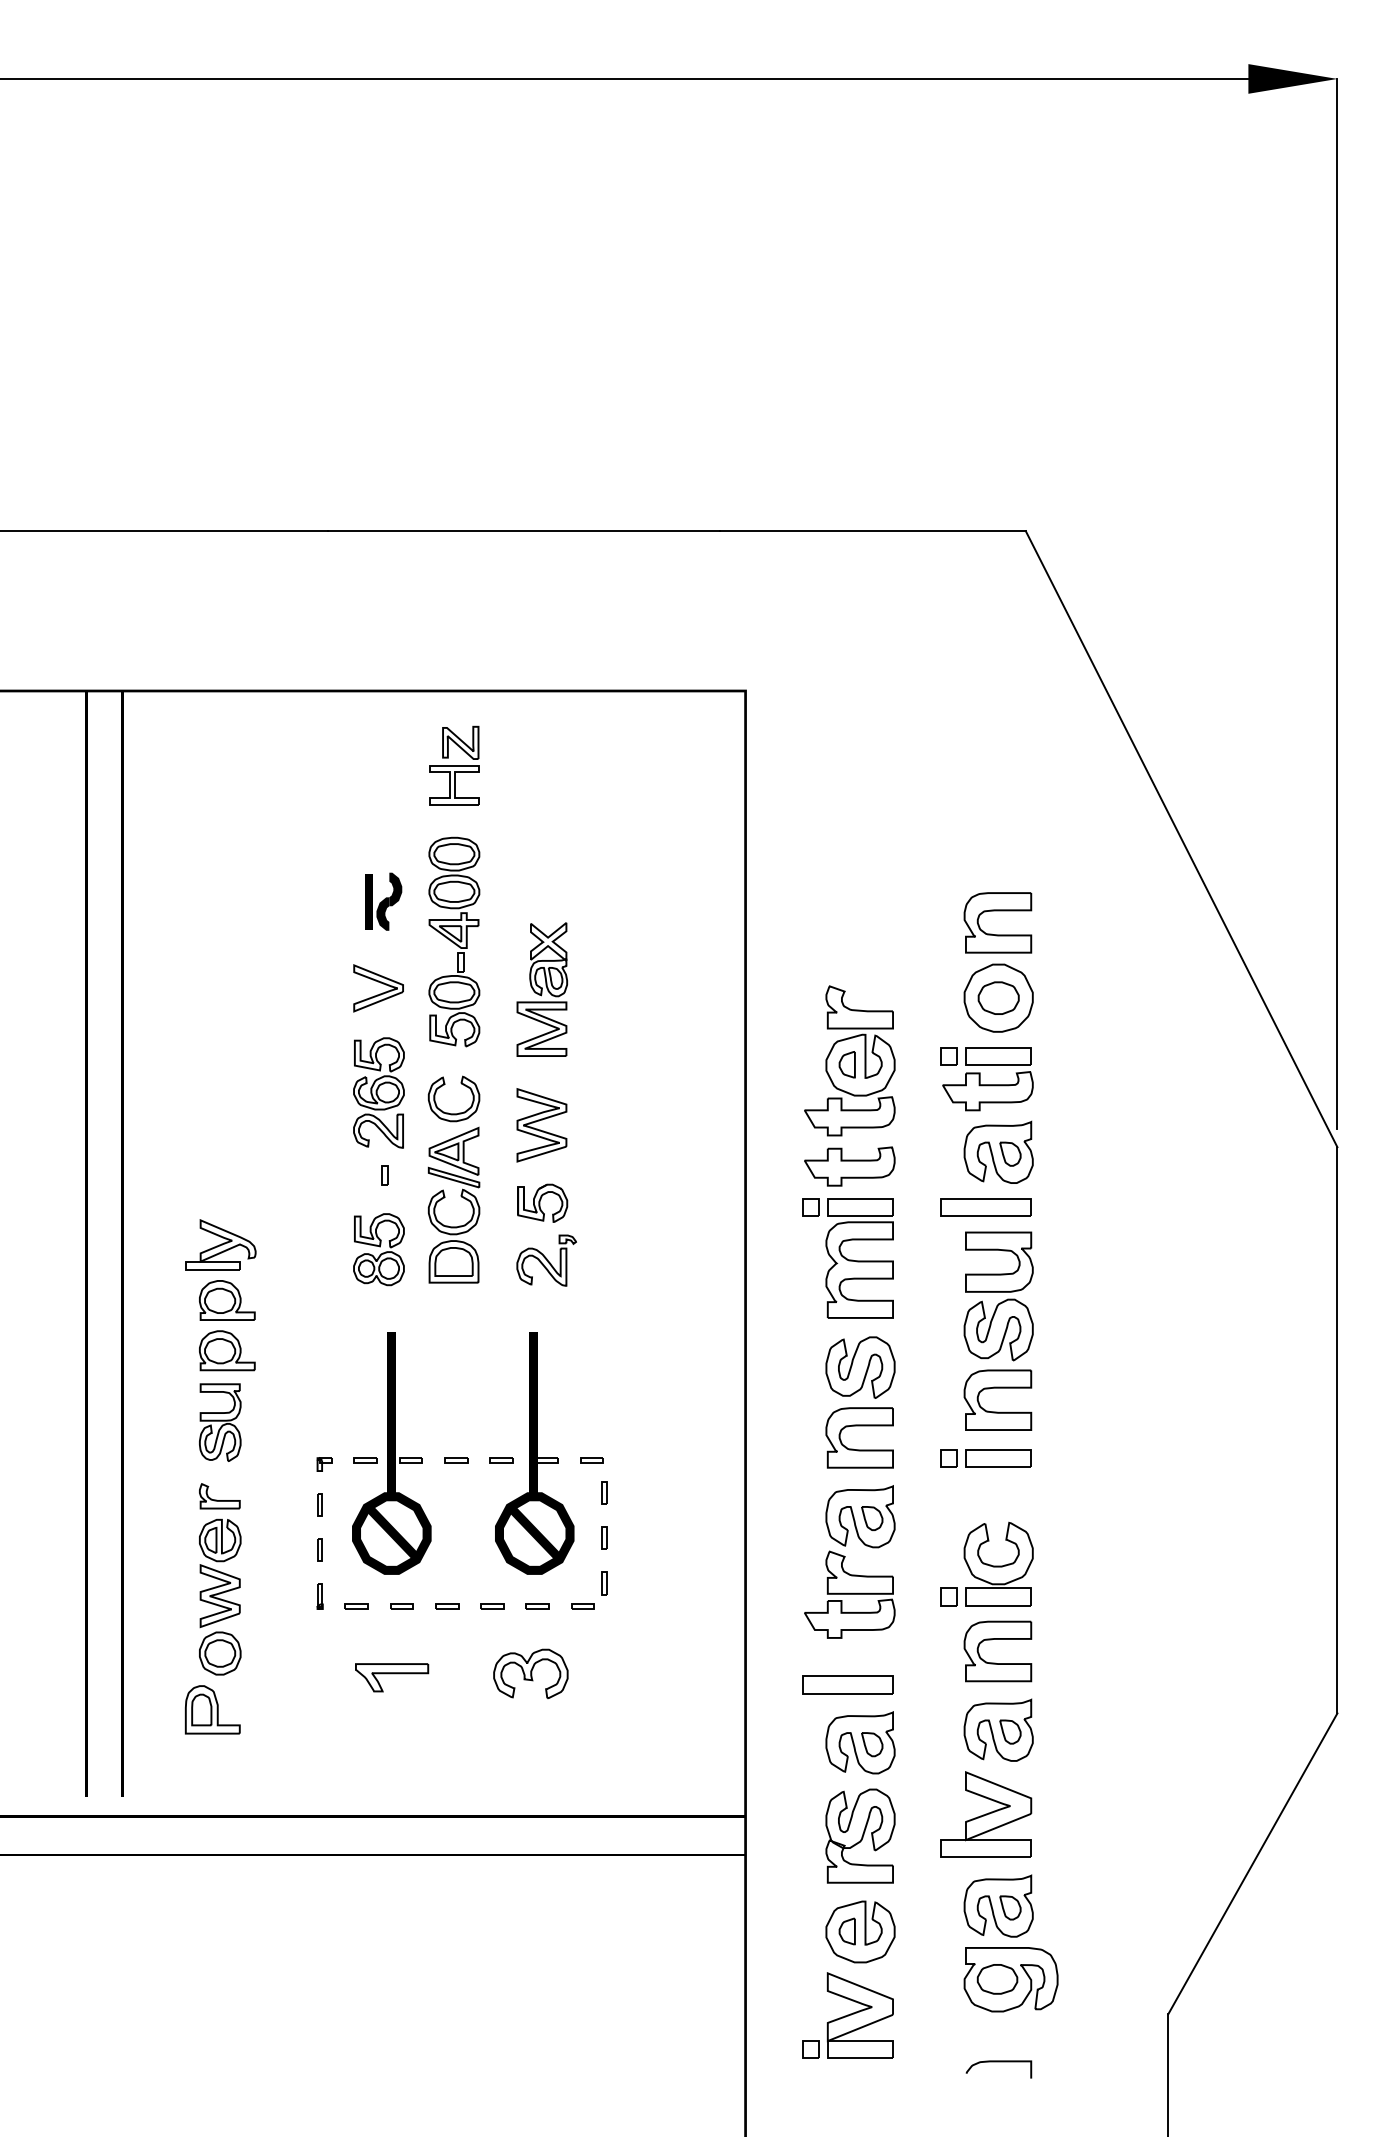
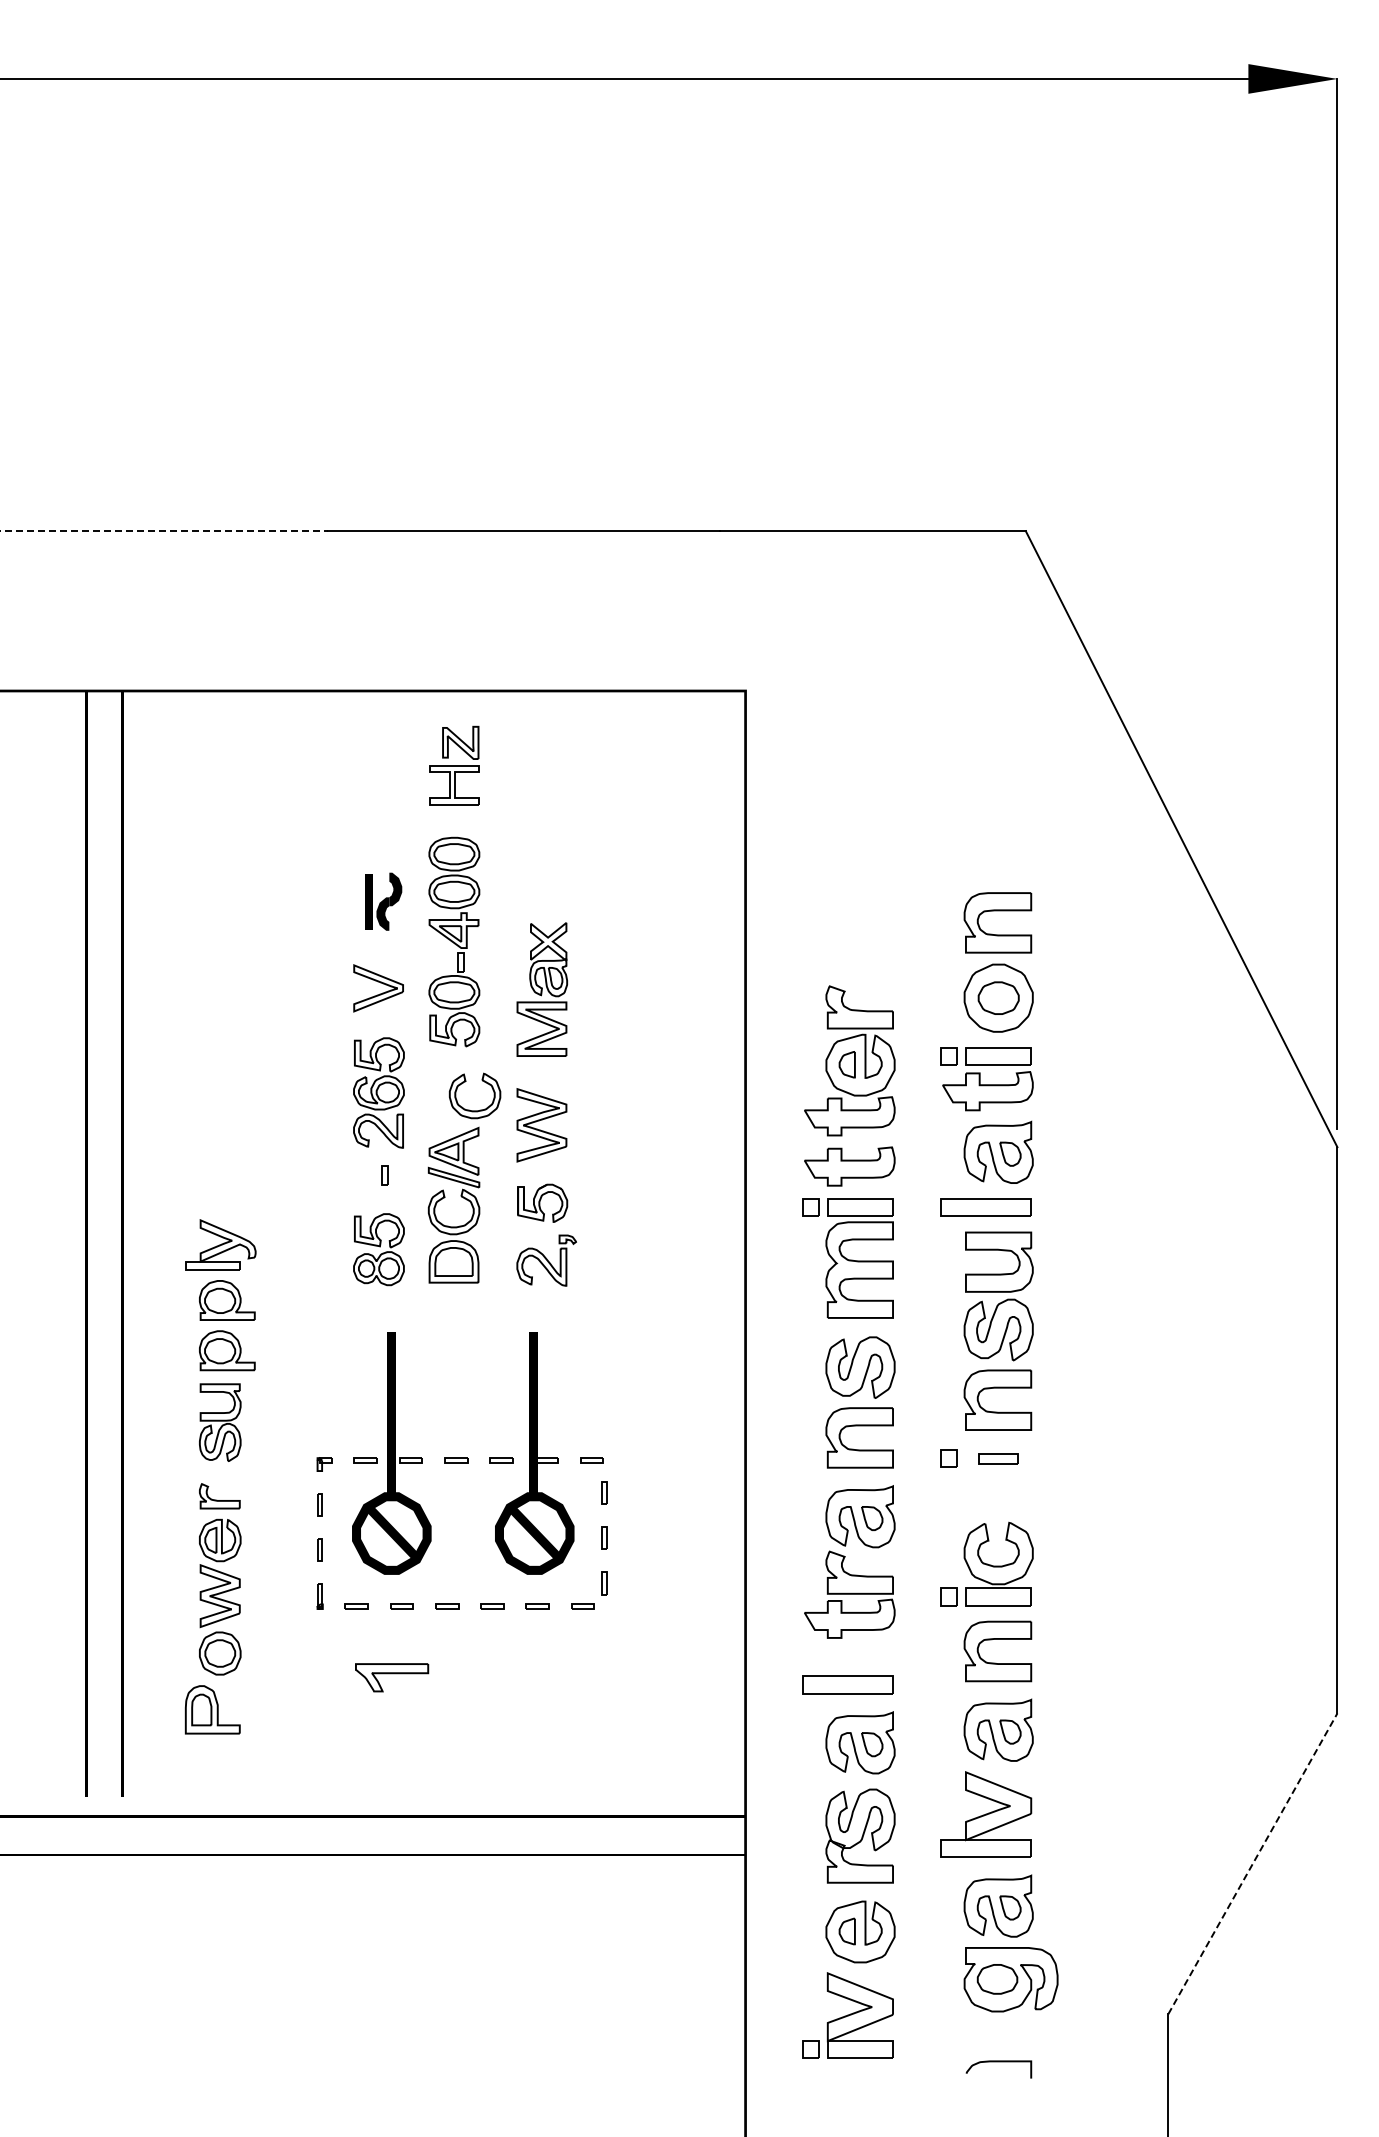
line: solid -> dashed (163, 531)
part position: (448, 1112) -> (469, 1109) (469, 1109)
part size: 67x19 px -> 41x12 px (998, 1458)
part: present -> none (530, 1673)
line: solid -> dashed (1252, 1863)
